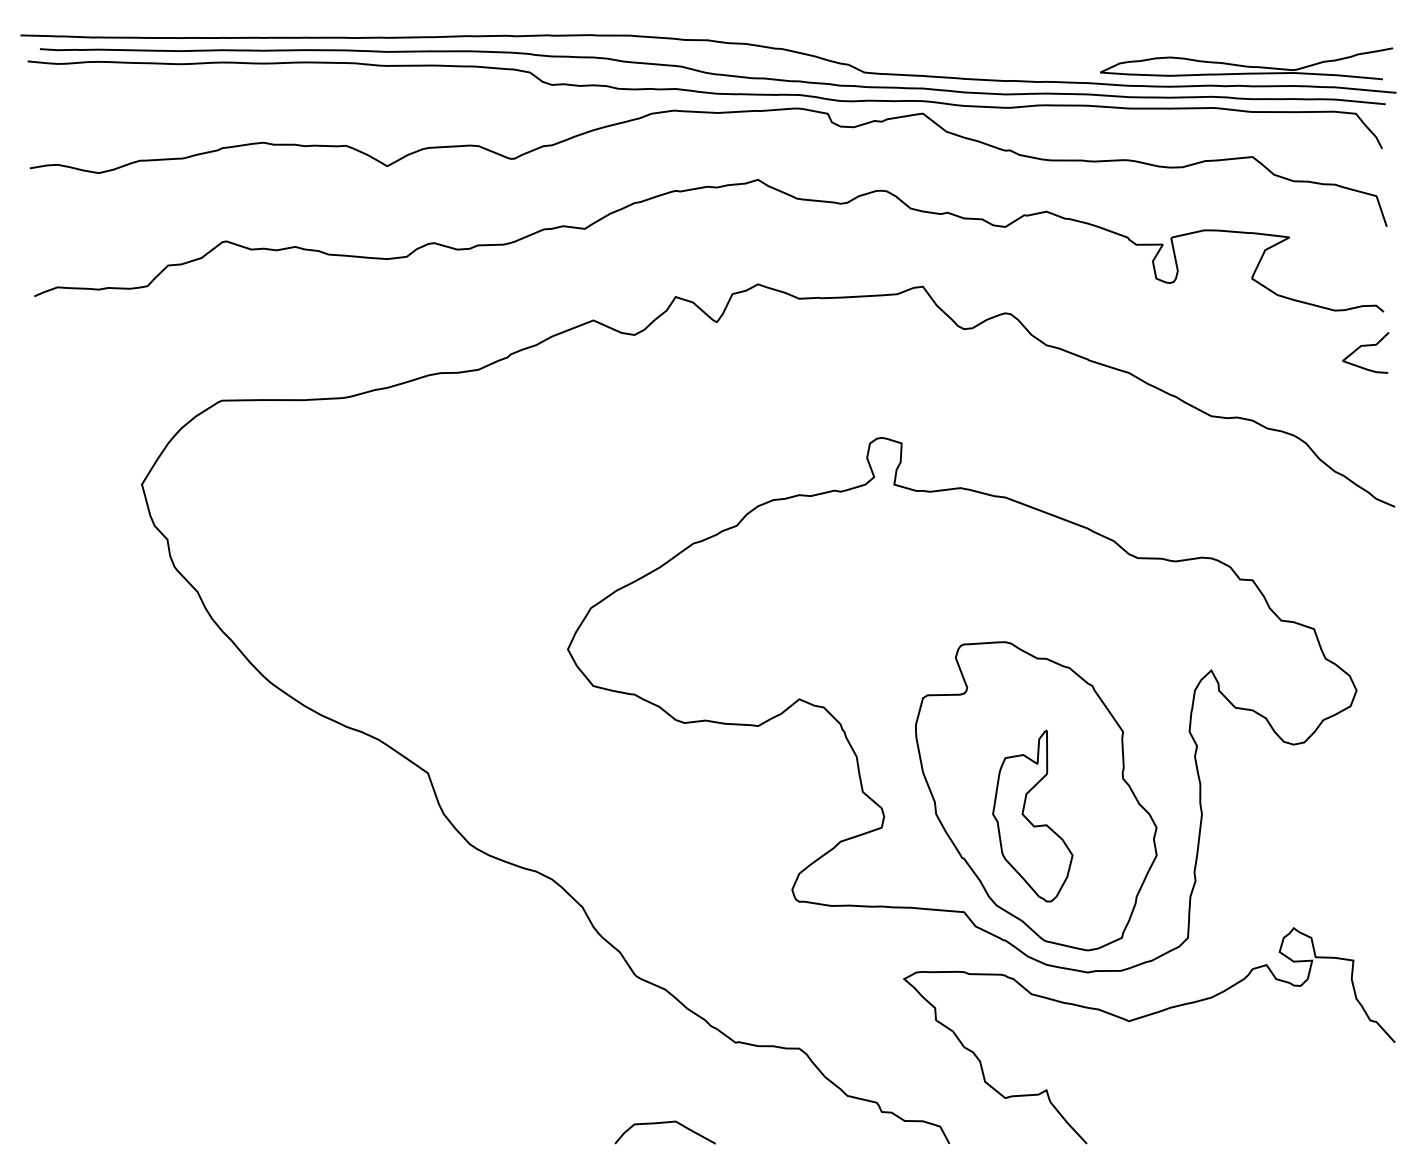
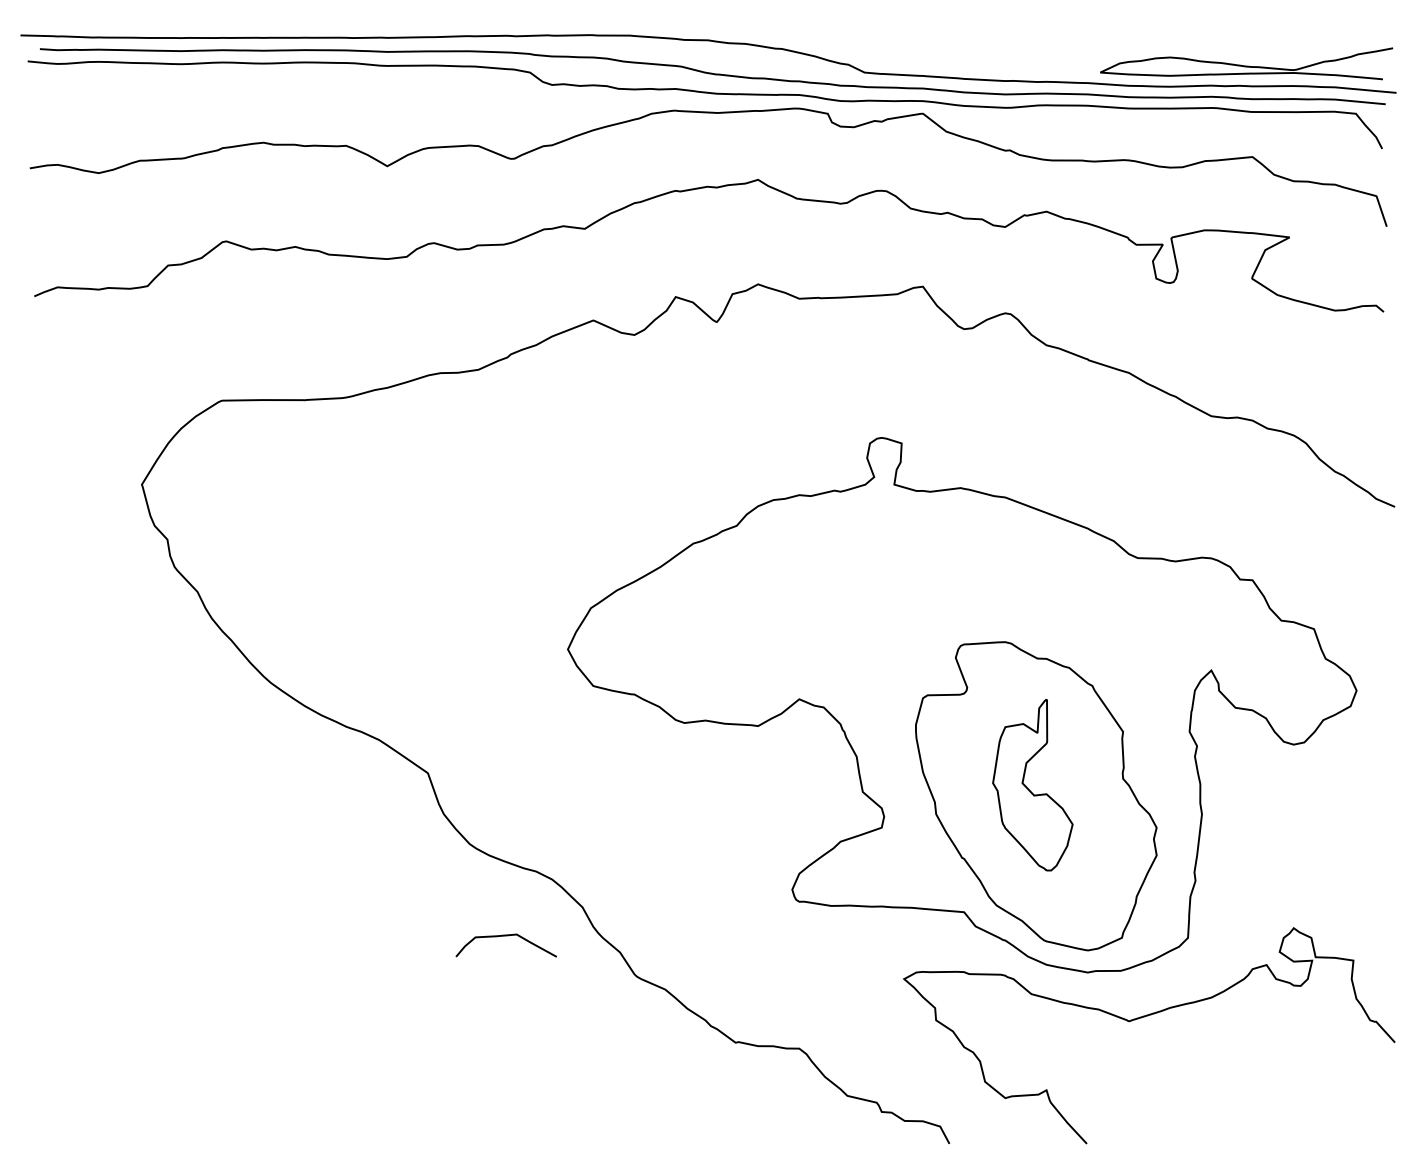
curve: present -> none (1365, 346)
part position: (1032, 816) -> (1032, 785) (1032, 785)
curve position: (664, 1123) -> (505, 936) (505, 936)
